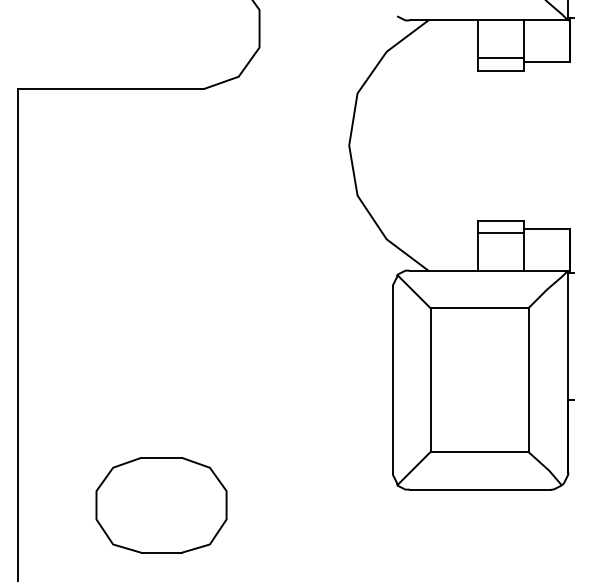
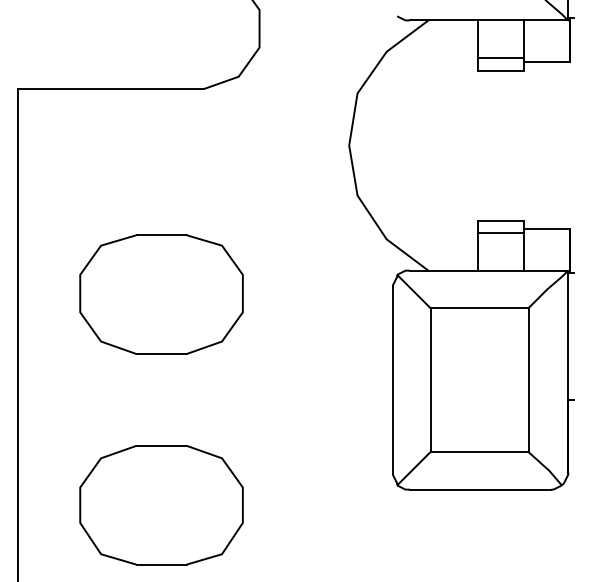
part: none -> present (161, 294)
part size: 133x97 px -> 165x121 px (161, 505)
